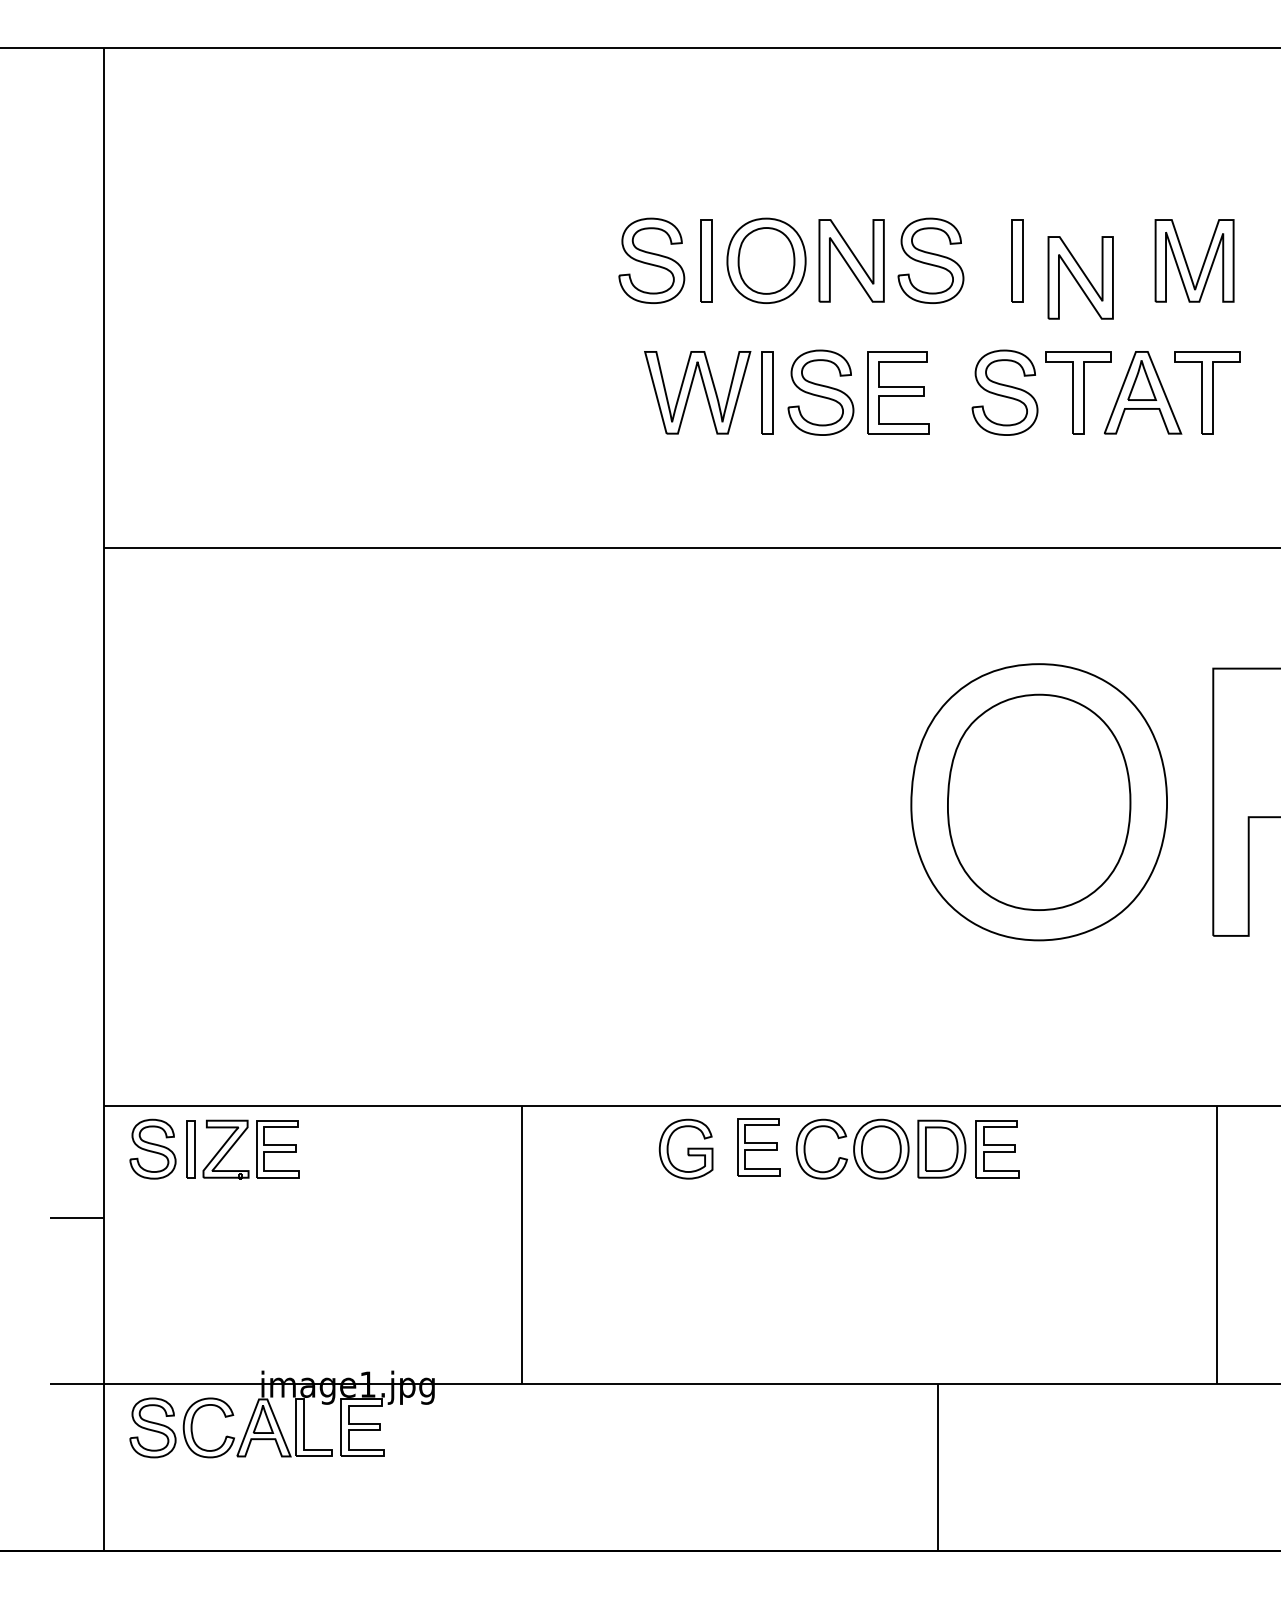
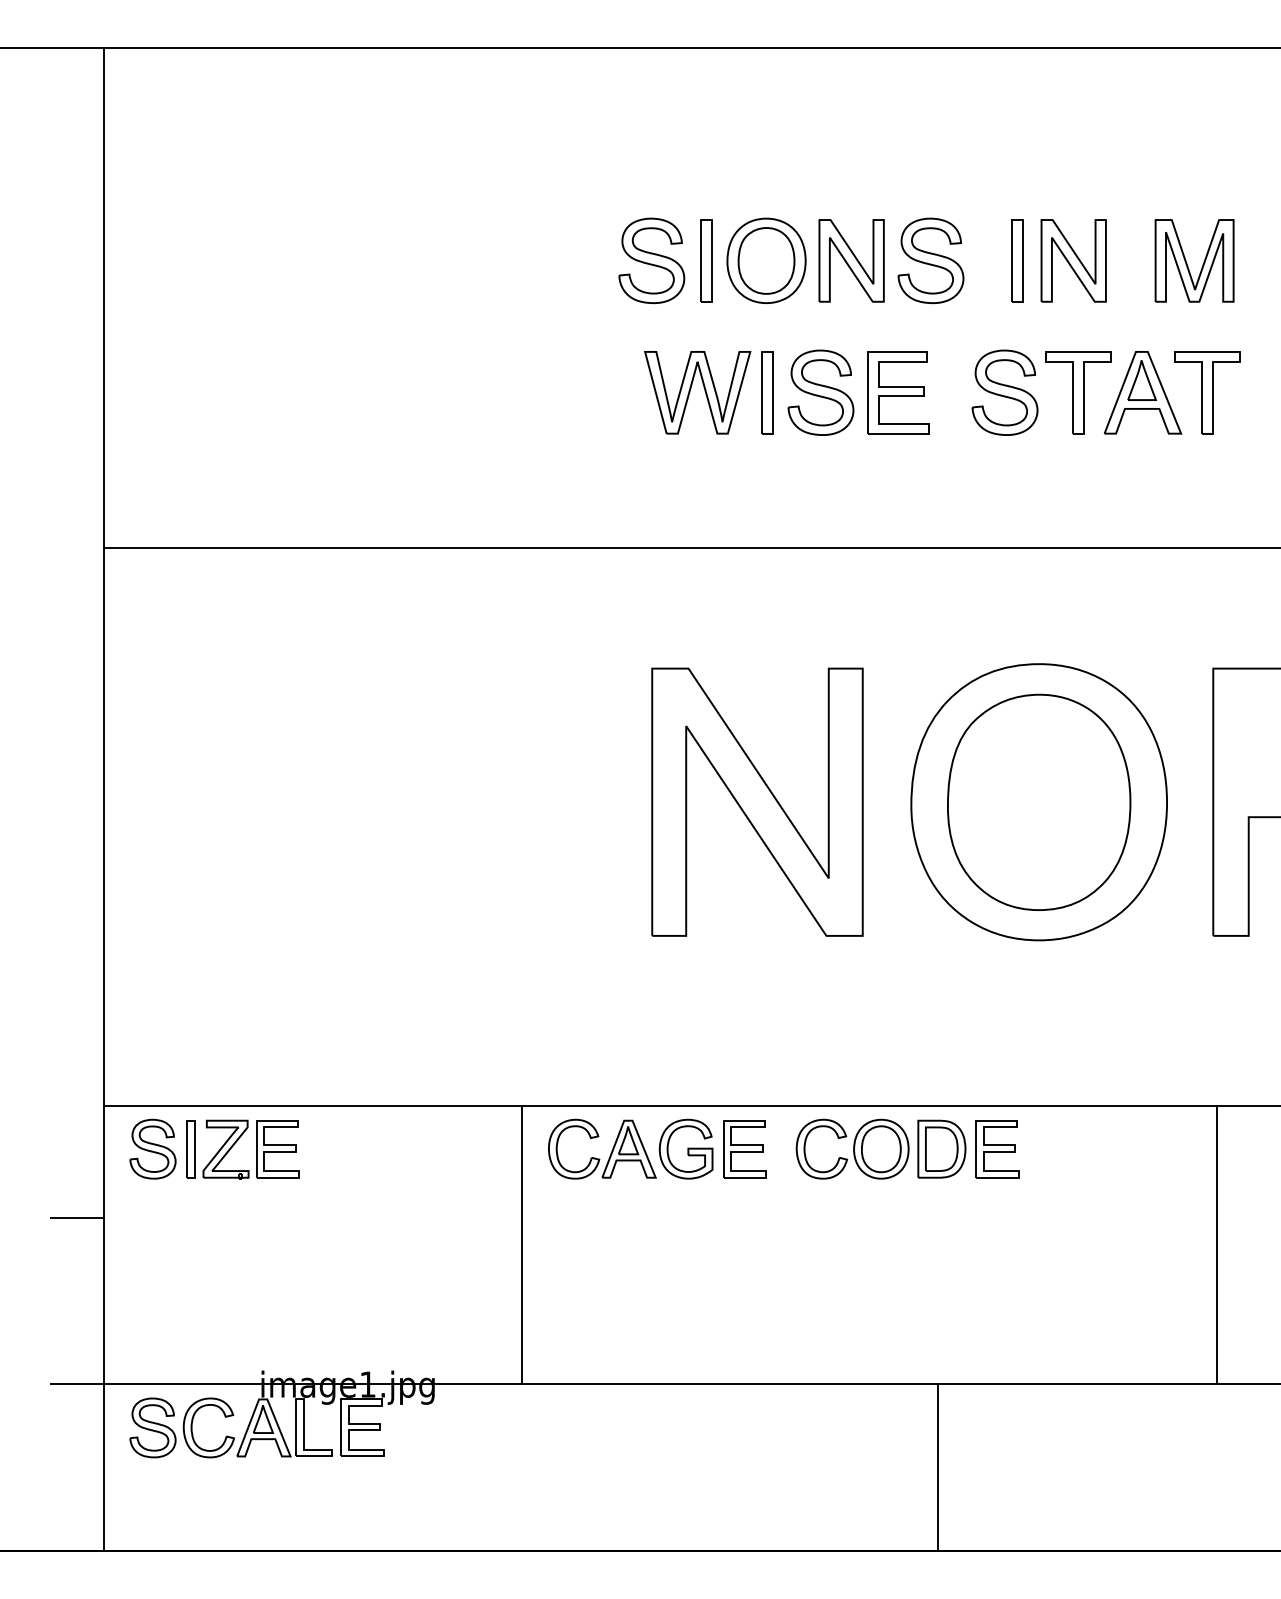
part position: (1080, 277) -> (1073, 260) (1073, 260)
part: none -> present (757, 801)
part position: (758, 1147) -> (744, 1149) (744, 1149)
part: none -> present (611, 1150)
